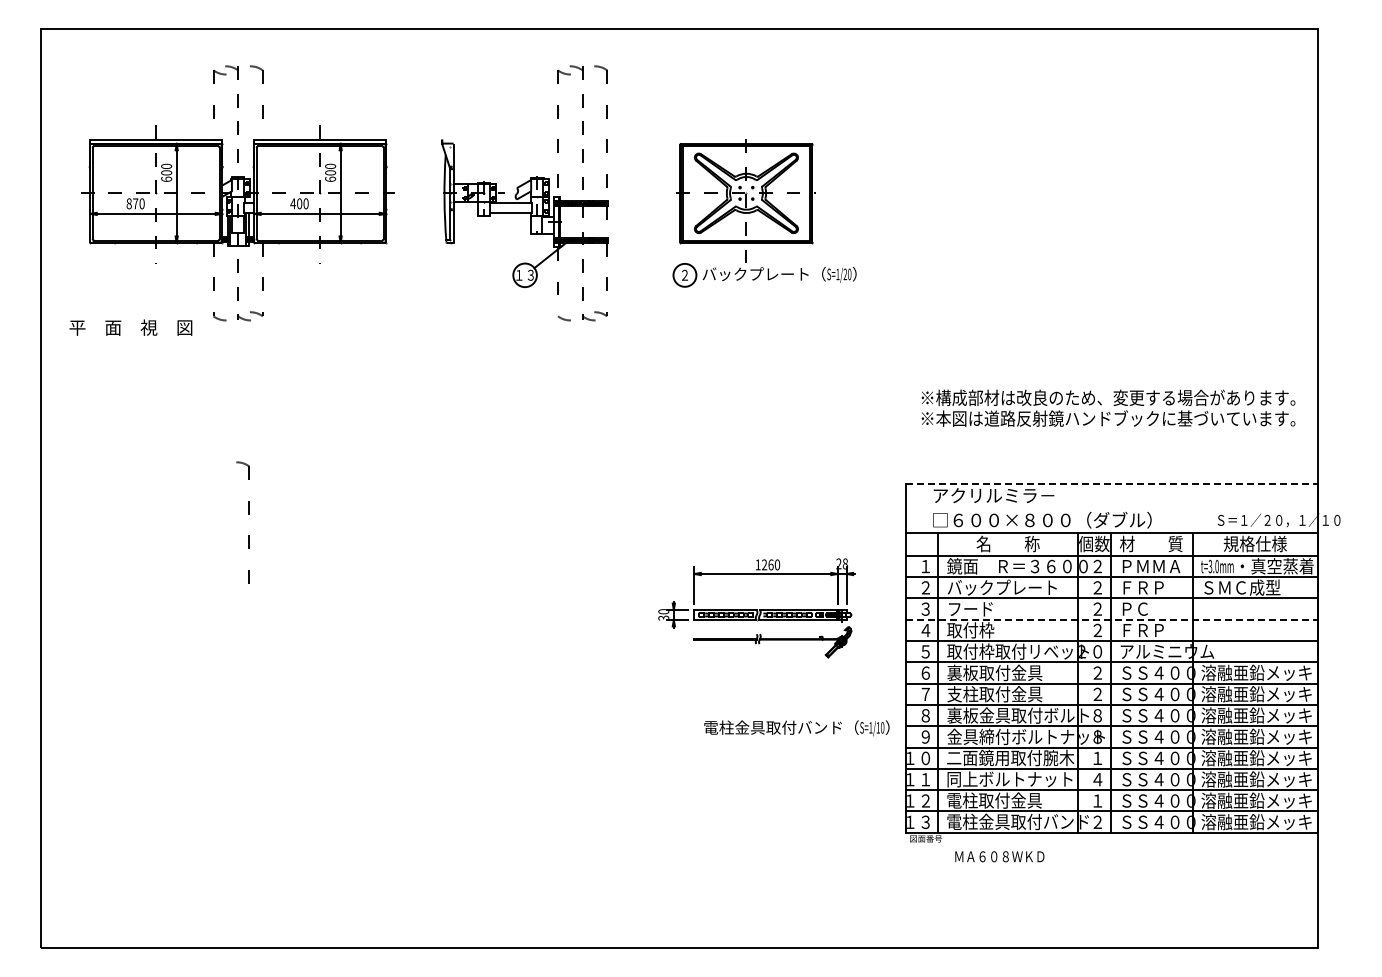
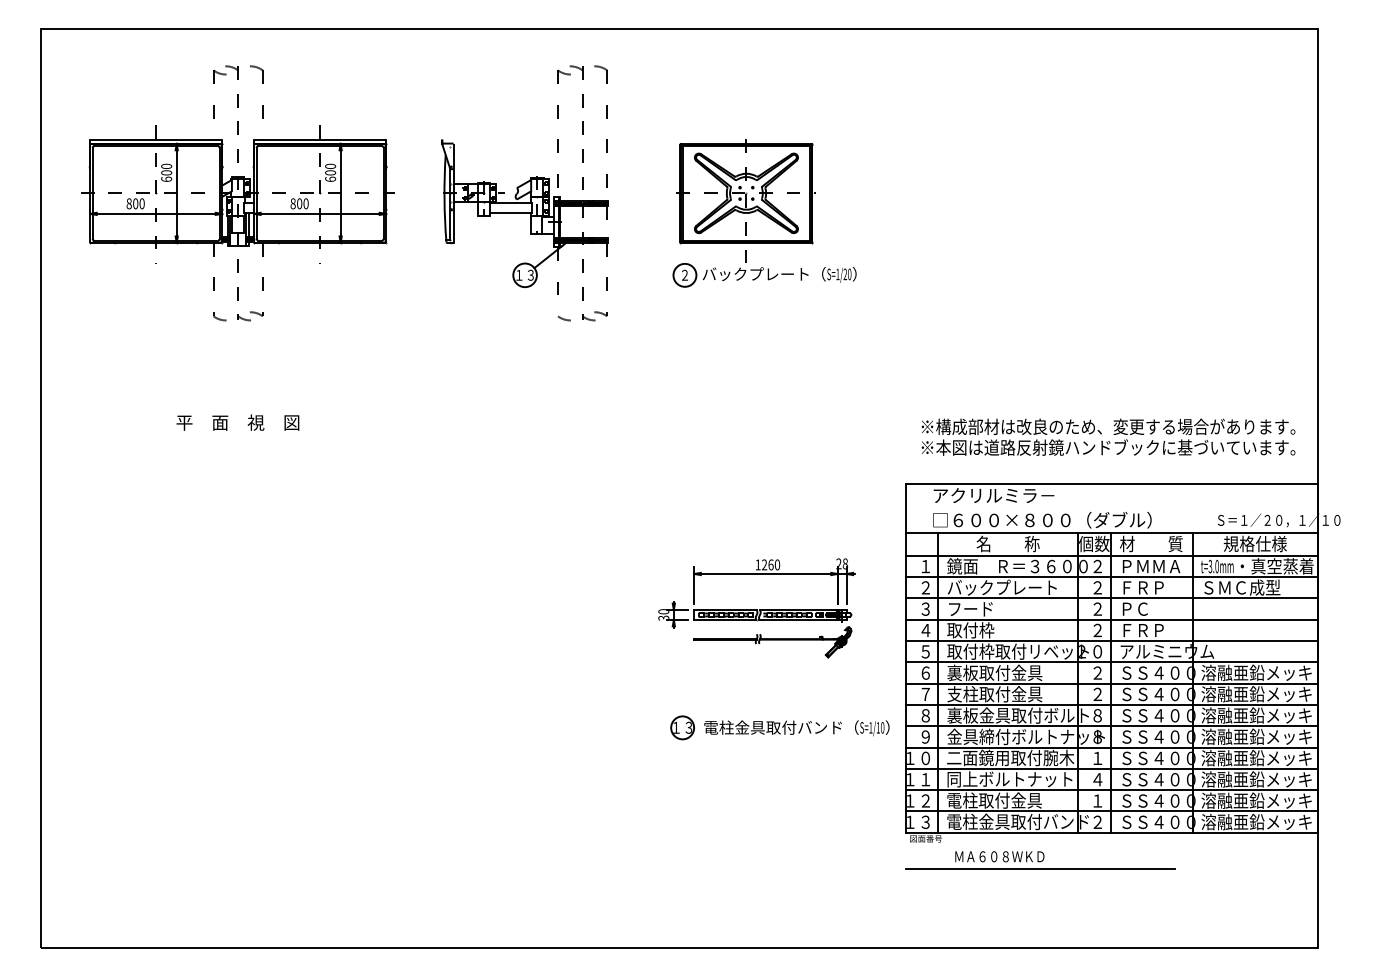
text: 870 -> 800 (135, 203)
text: 400 -> 800 (292, 203)
text position: (130, 327) -> (237, 422) (237, 422)
text position: (1108, 407) -> (1108, 436) (1108, 436)
line: dashed -> solid (1112, 483)
part: present -> none (248, 514)
line: dashed -> solid (1112, 619)
part: none -> present (682, 727)
line: none -> present (1039, 868)
